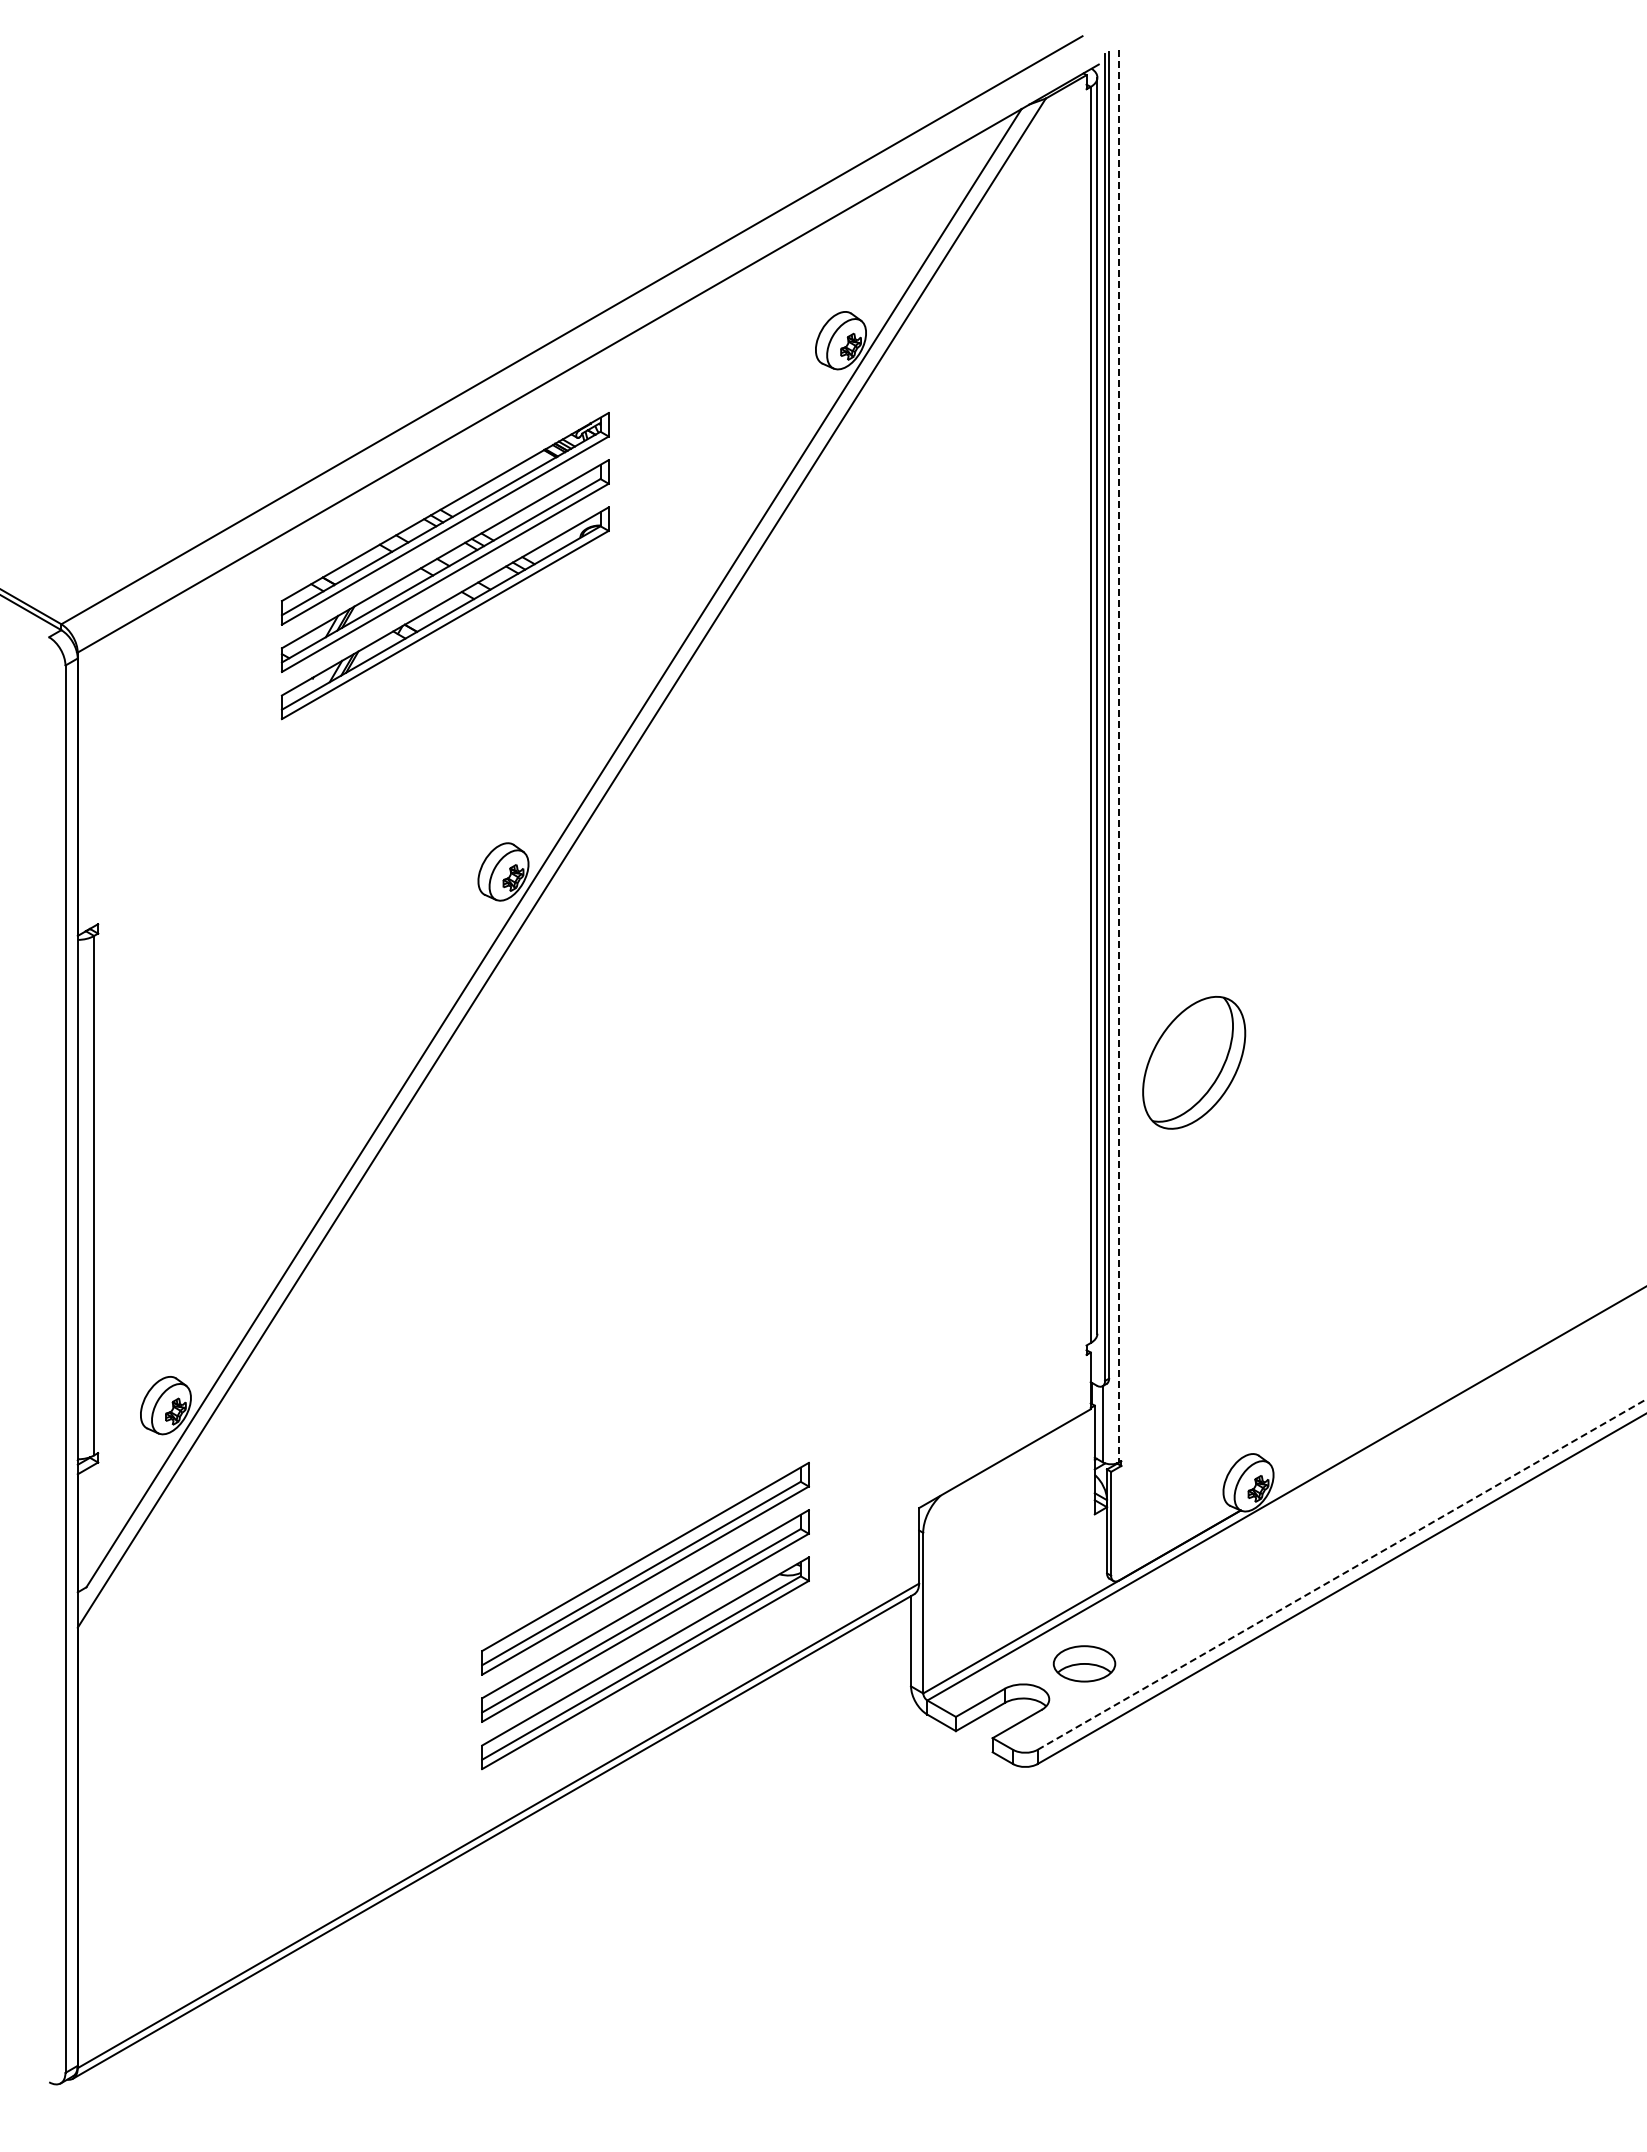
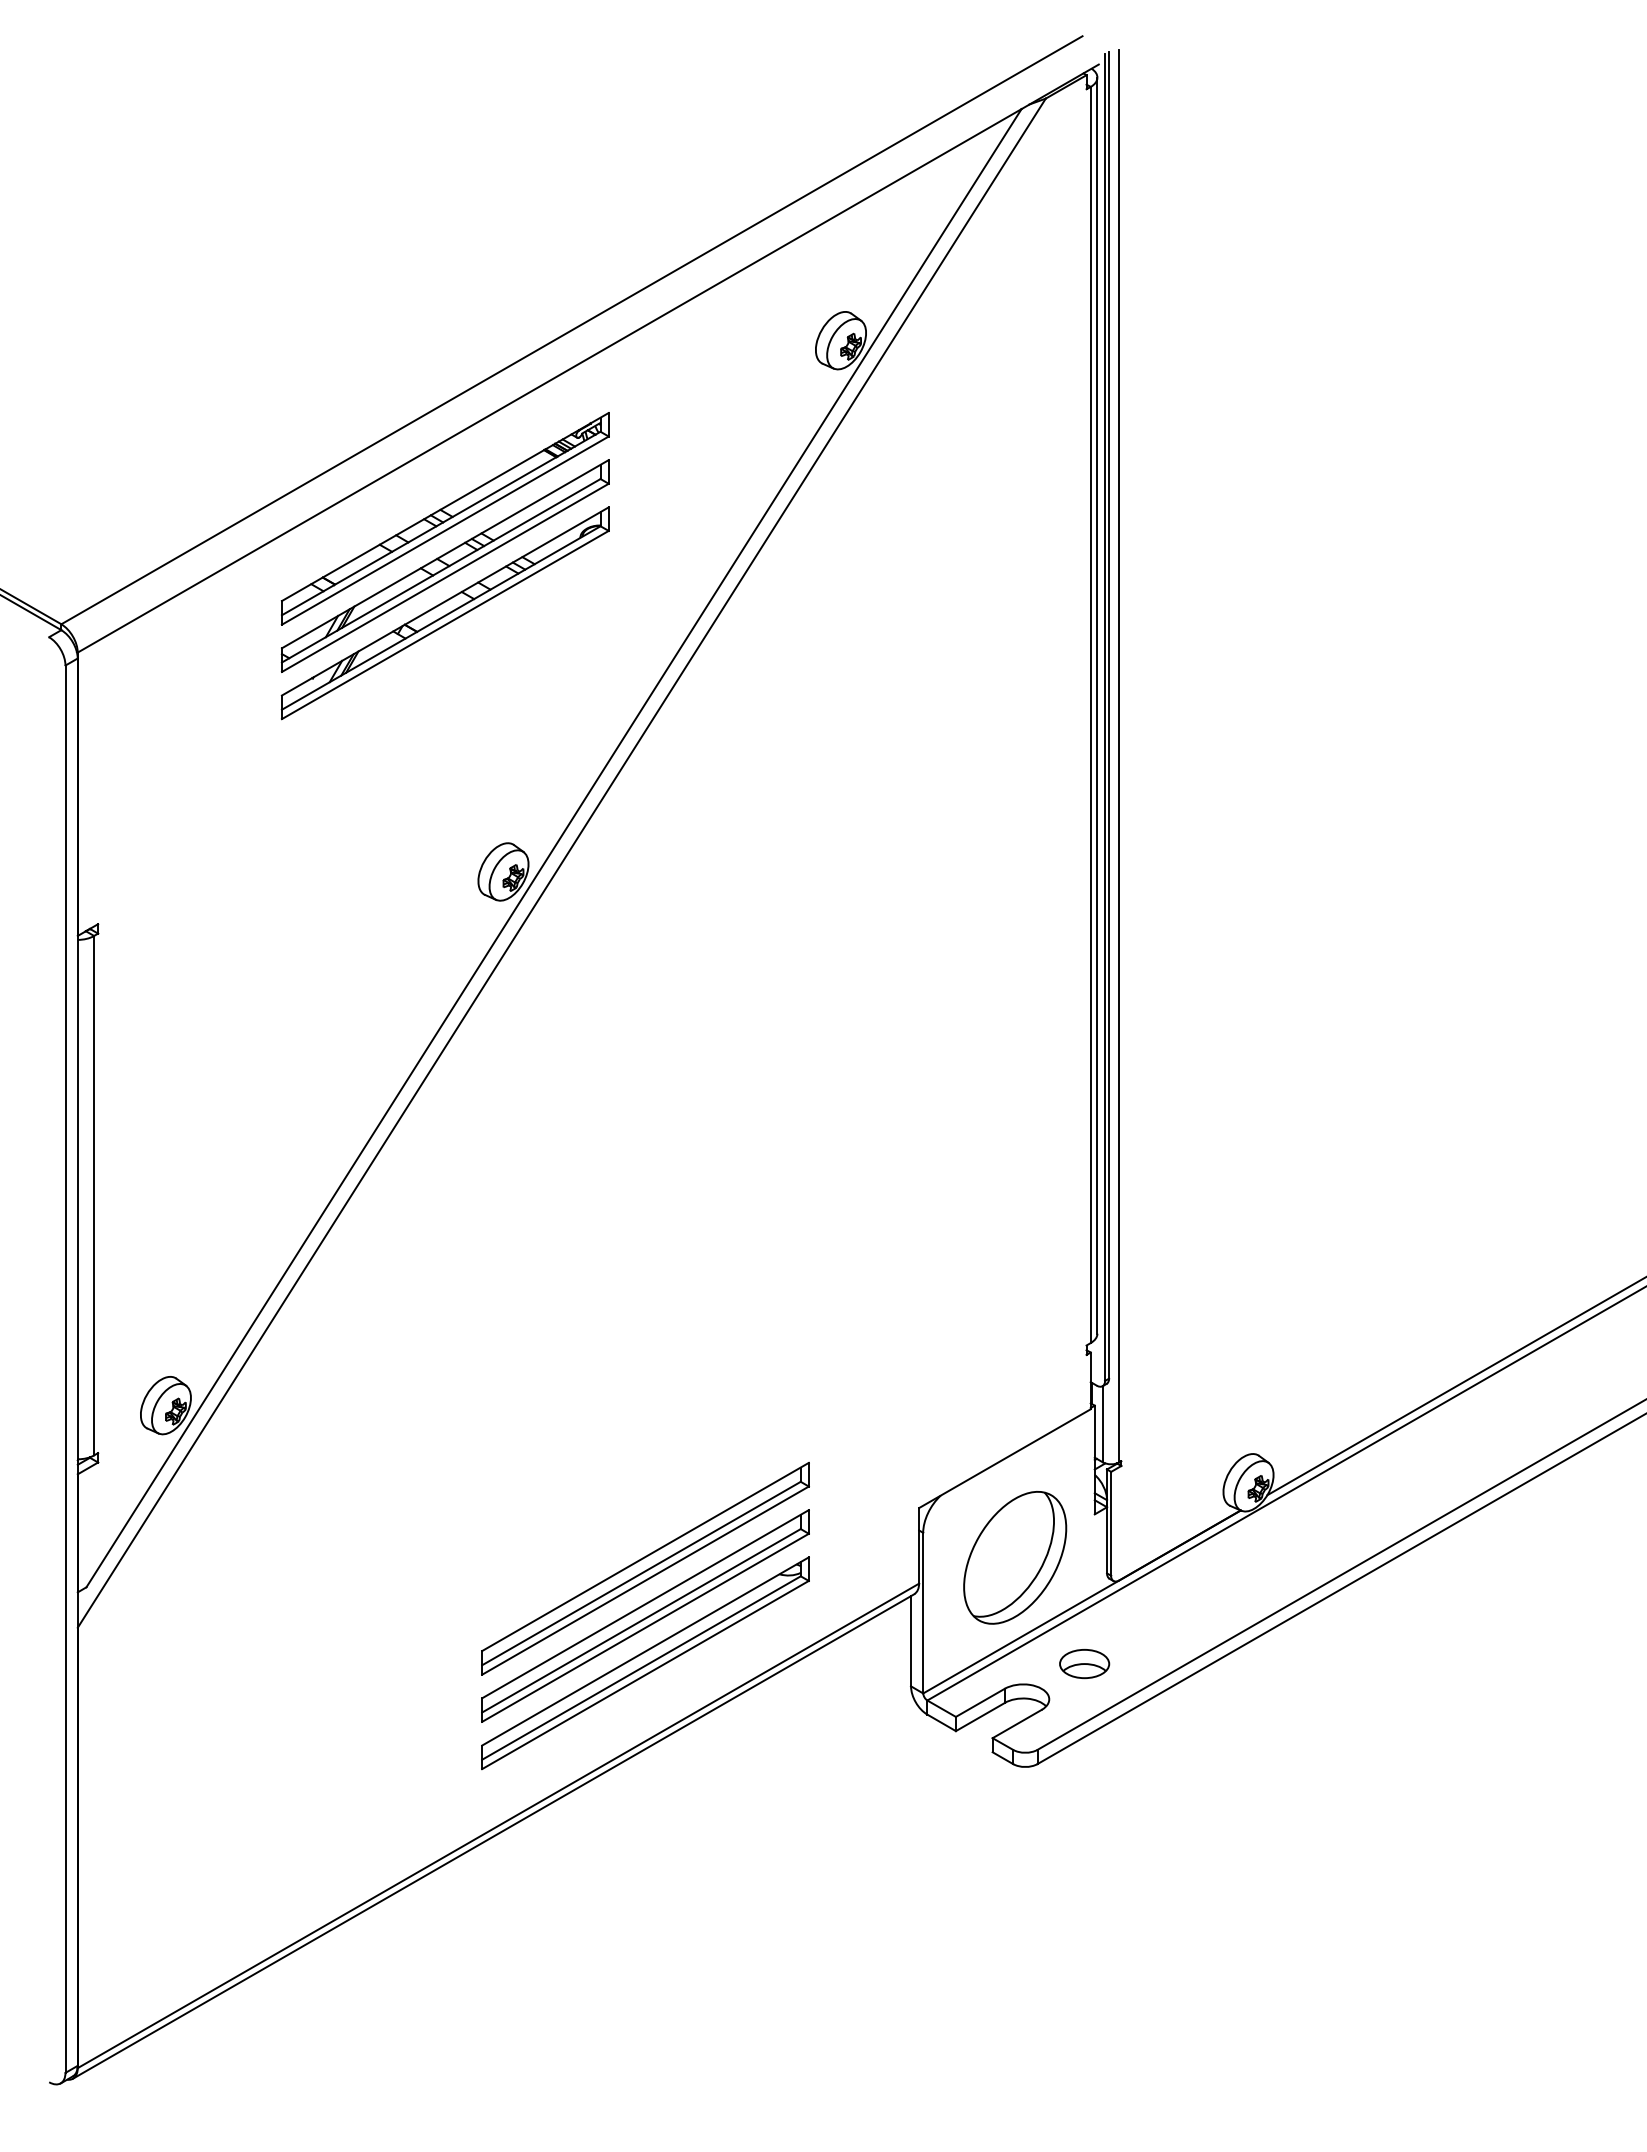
line: dashed -> solid (1119, 756)
part position: (1194, 1062) -> (1015, 1557) (1015, 1557)
line: none -> present (1455, 1386)
line: dashed -> solid (1342, 1574)
part size: 65x38 px -> 52x31 px (1084, 1664)
